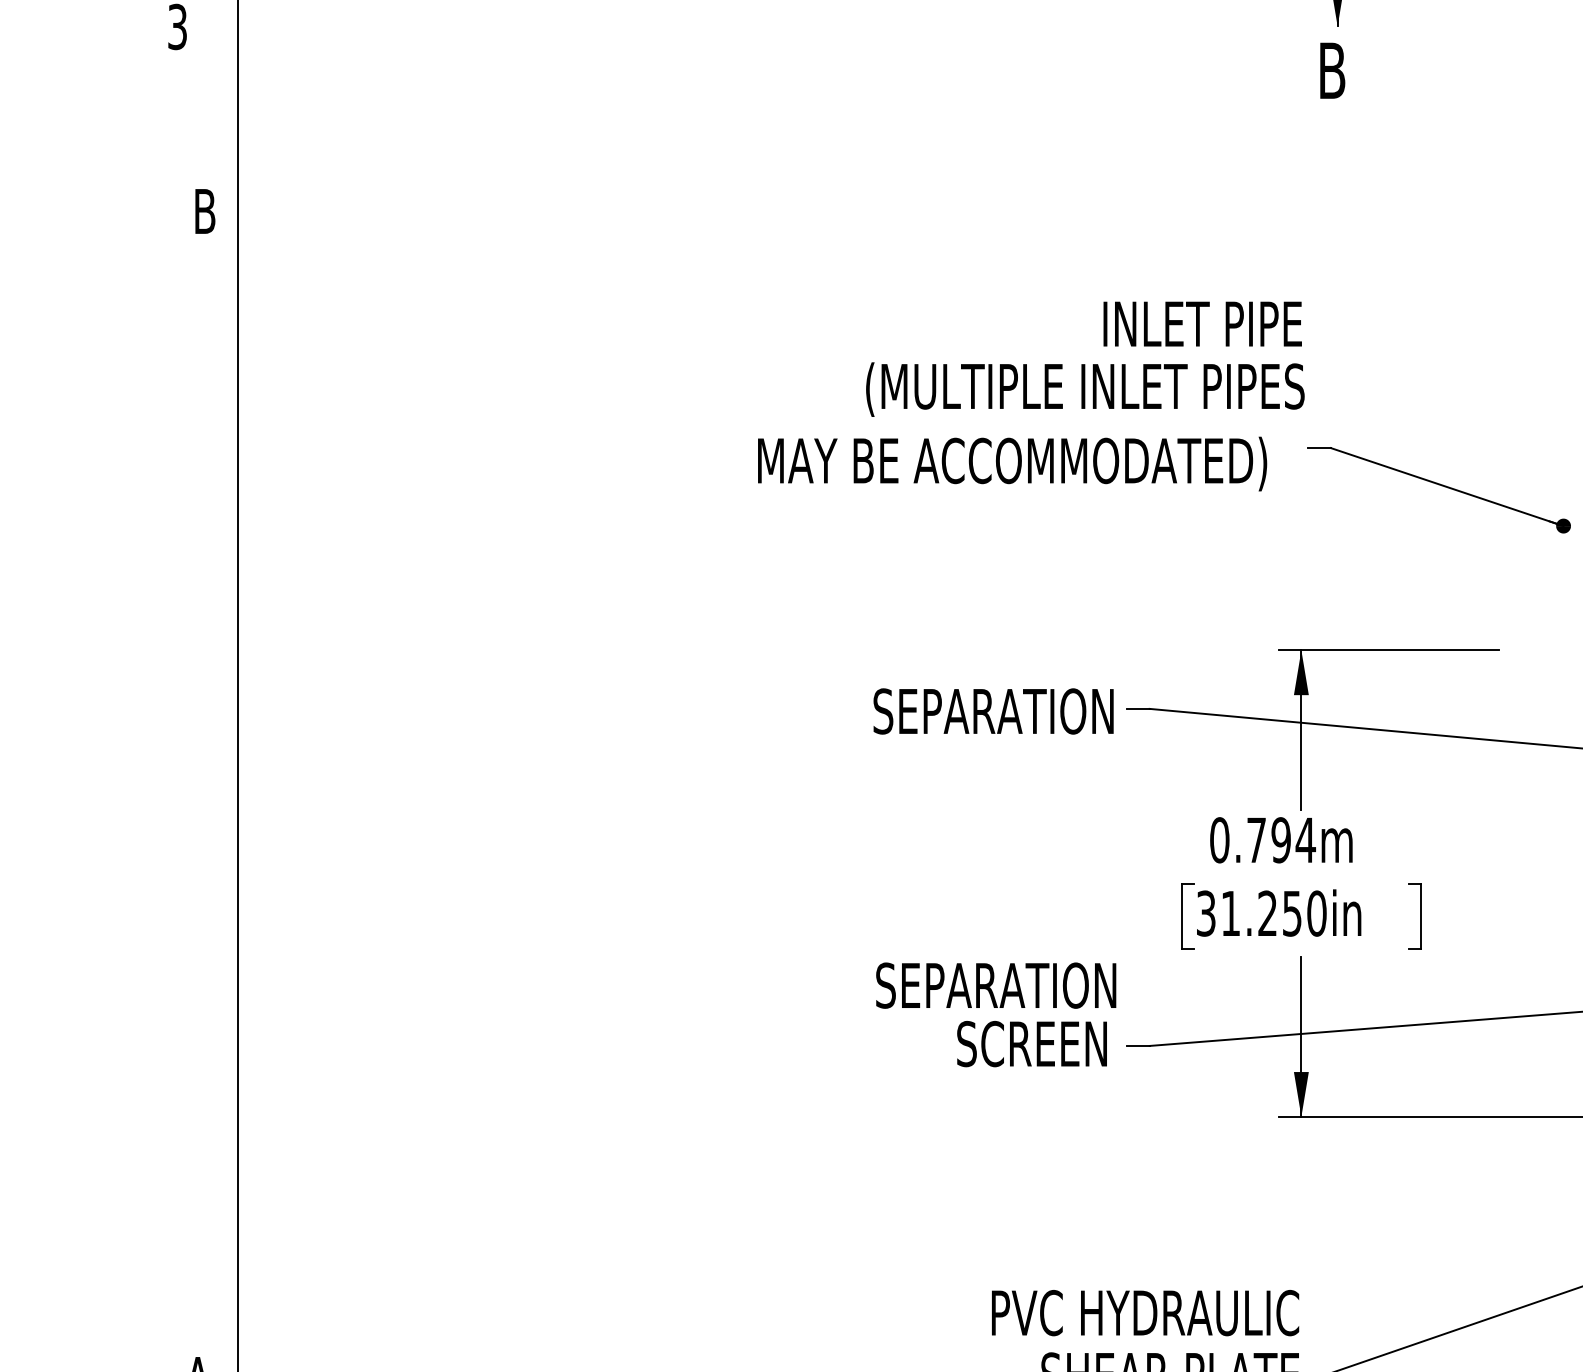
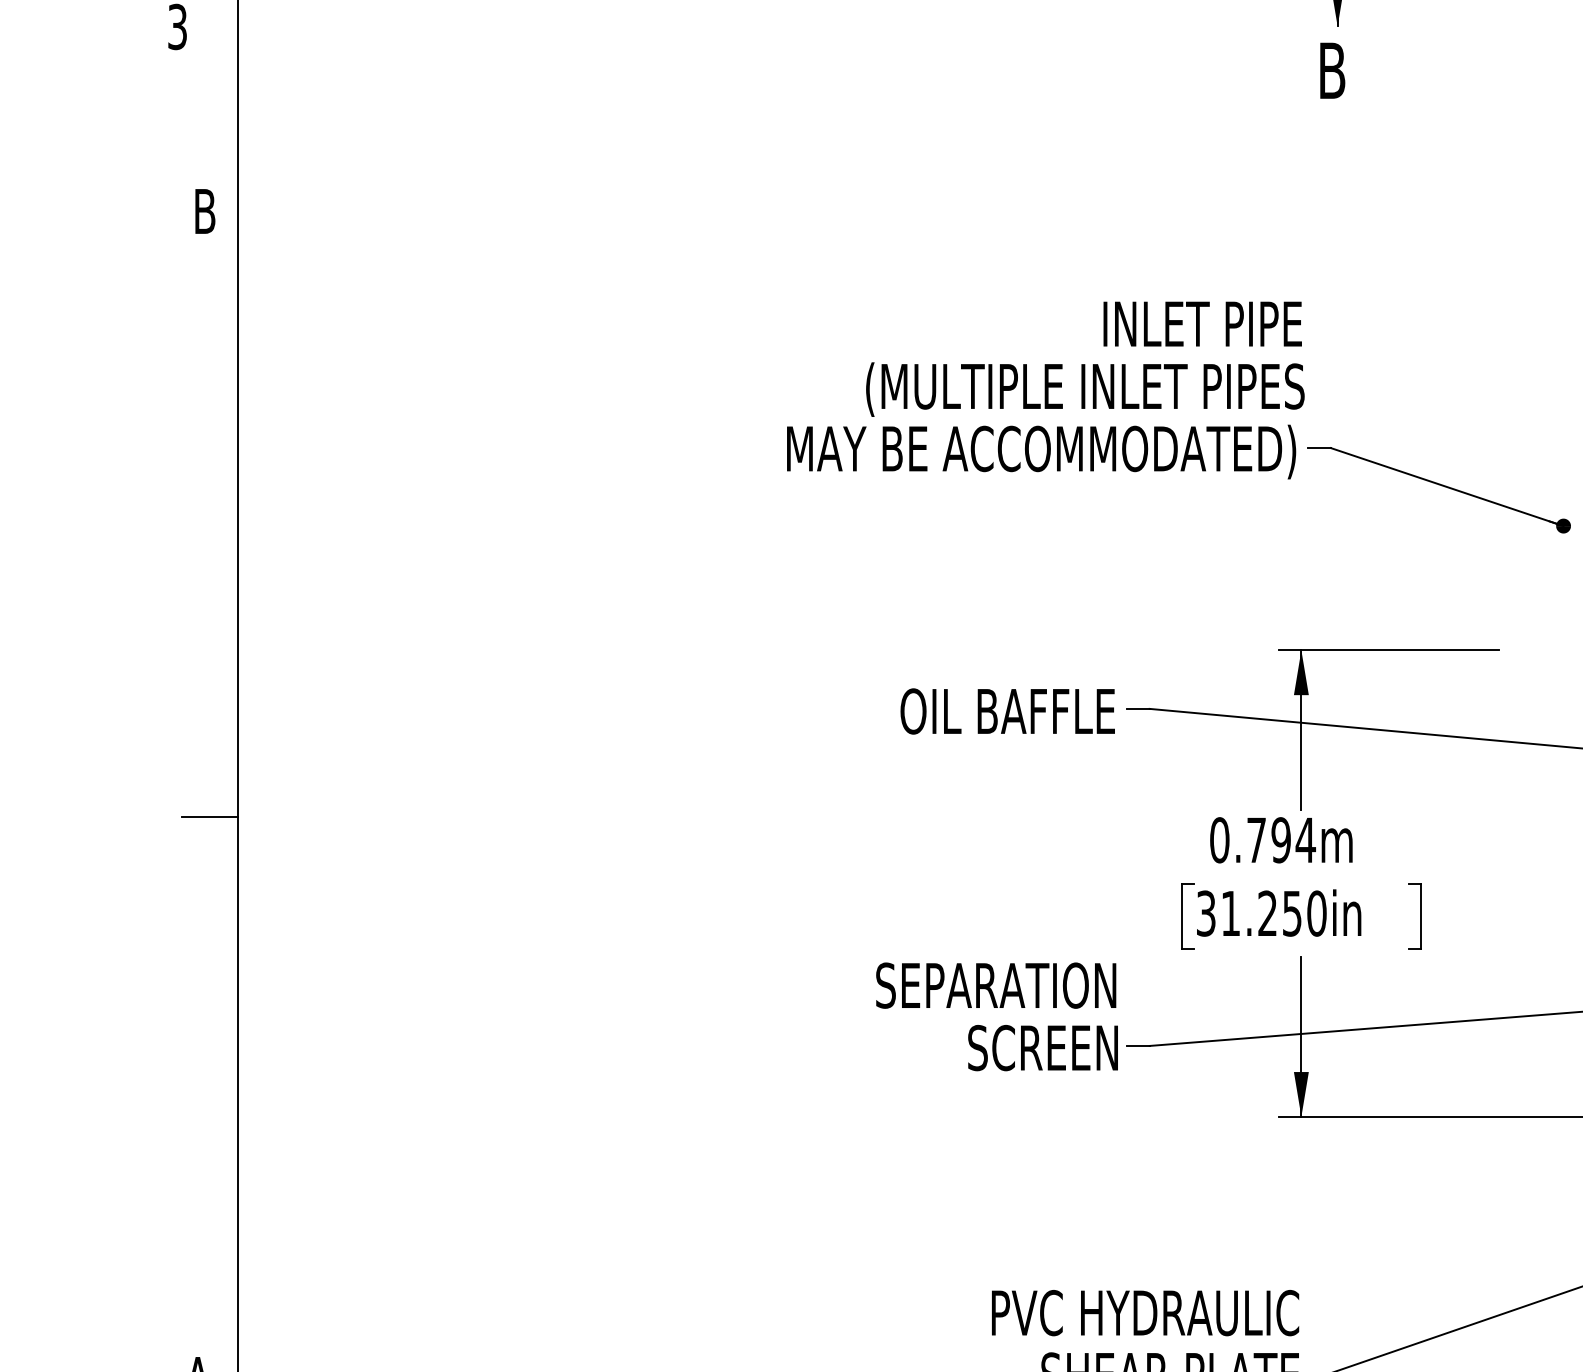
text position: (1012, 463) -> (1041, 451) (1041, 451)
text: SEPARATION -> OIL BAFFLE (993, 711)
line: none -> present (209, 817)
text position: (1031, 1044) -> (1042, 1048) (1042, 1048)
